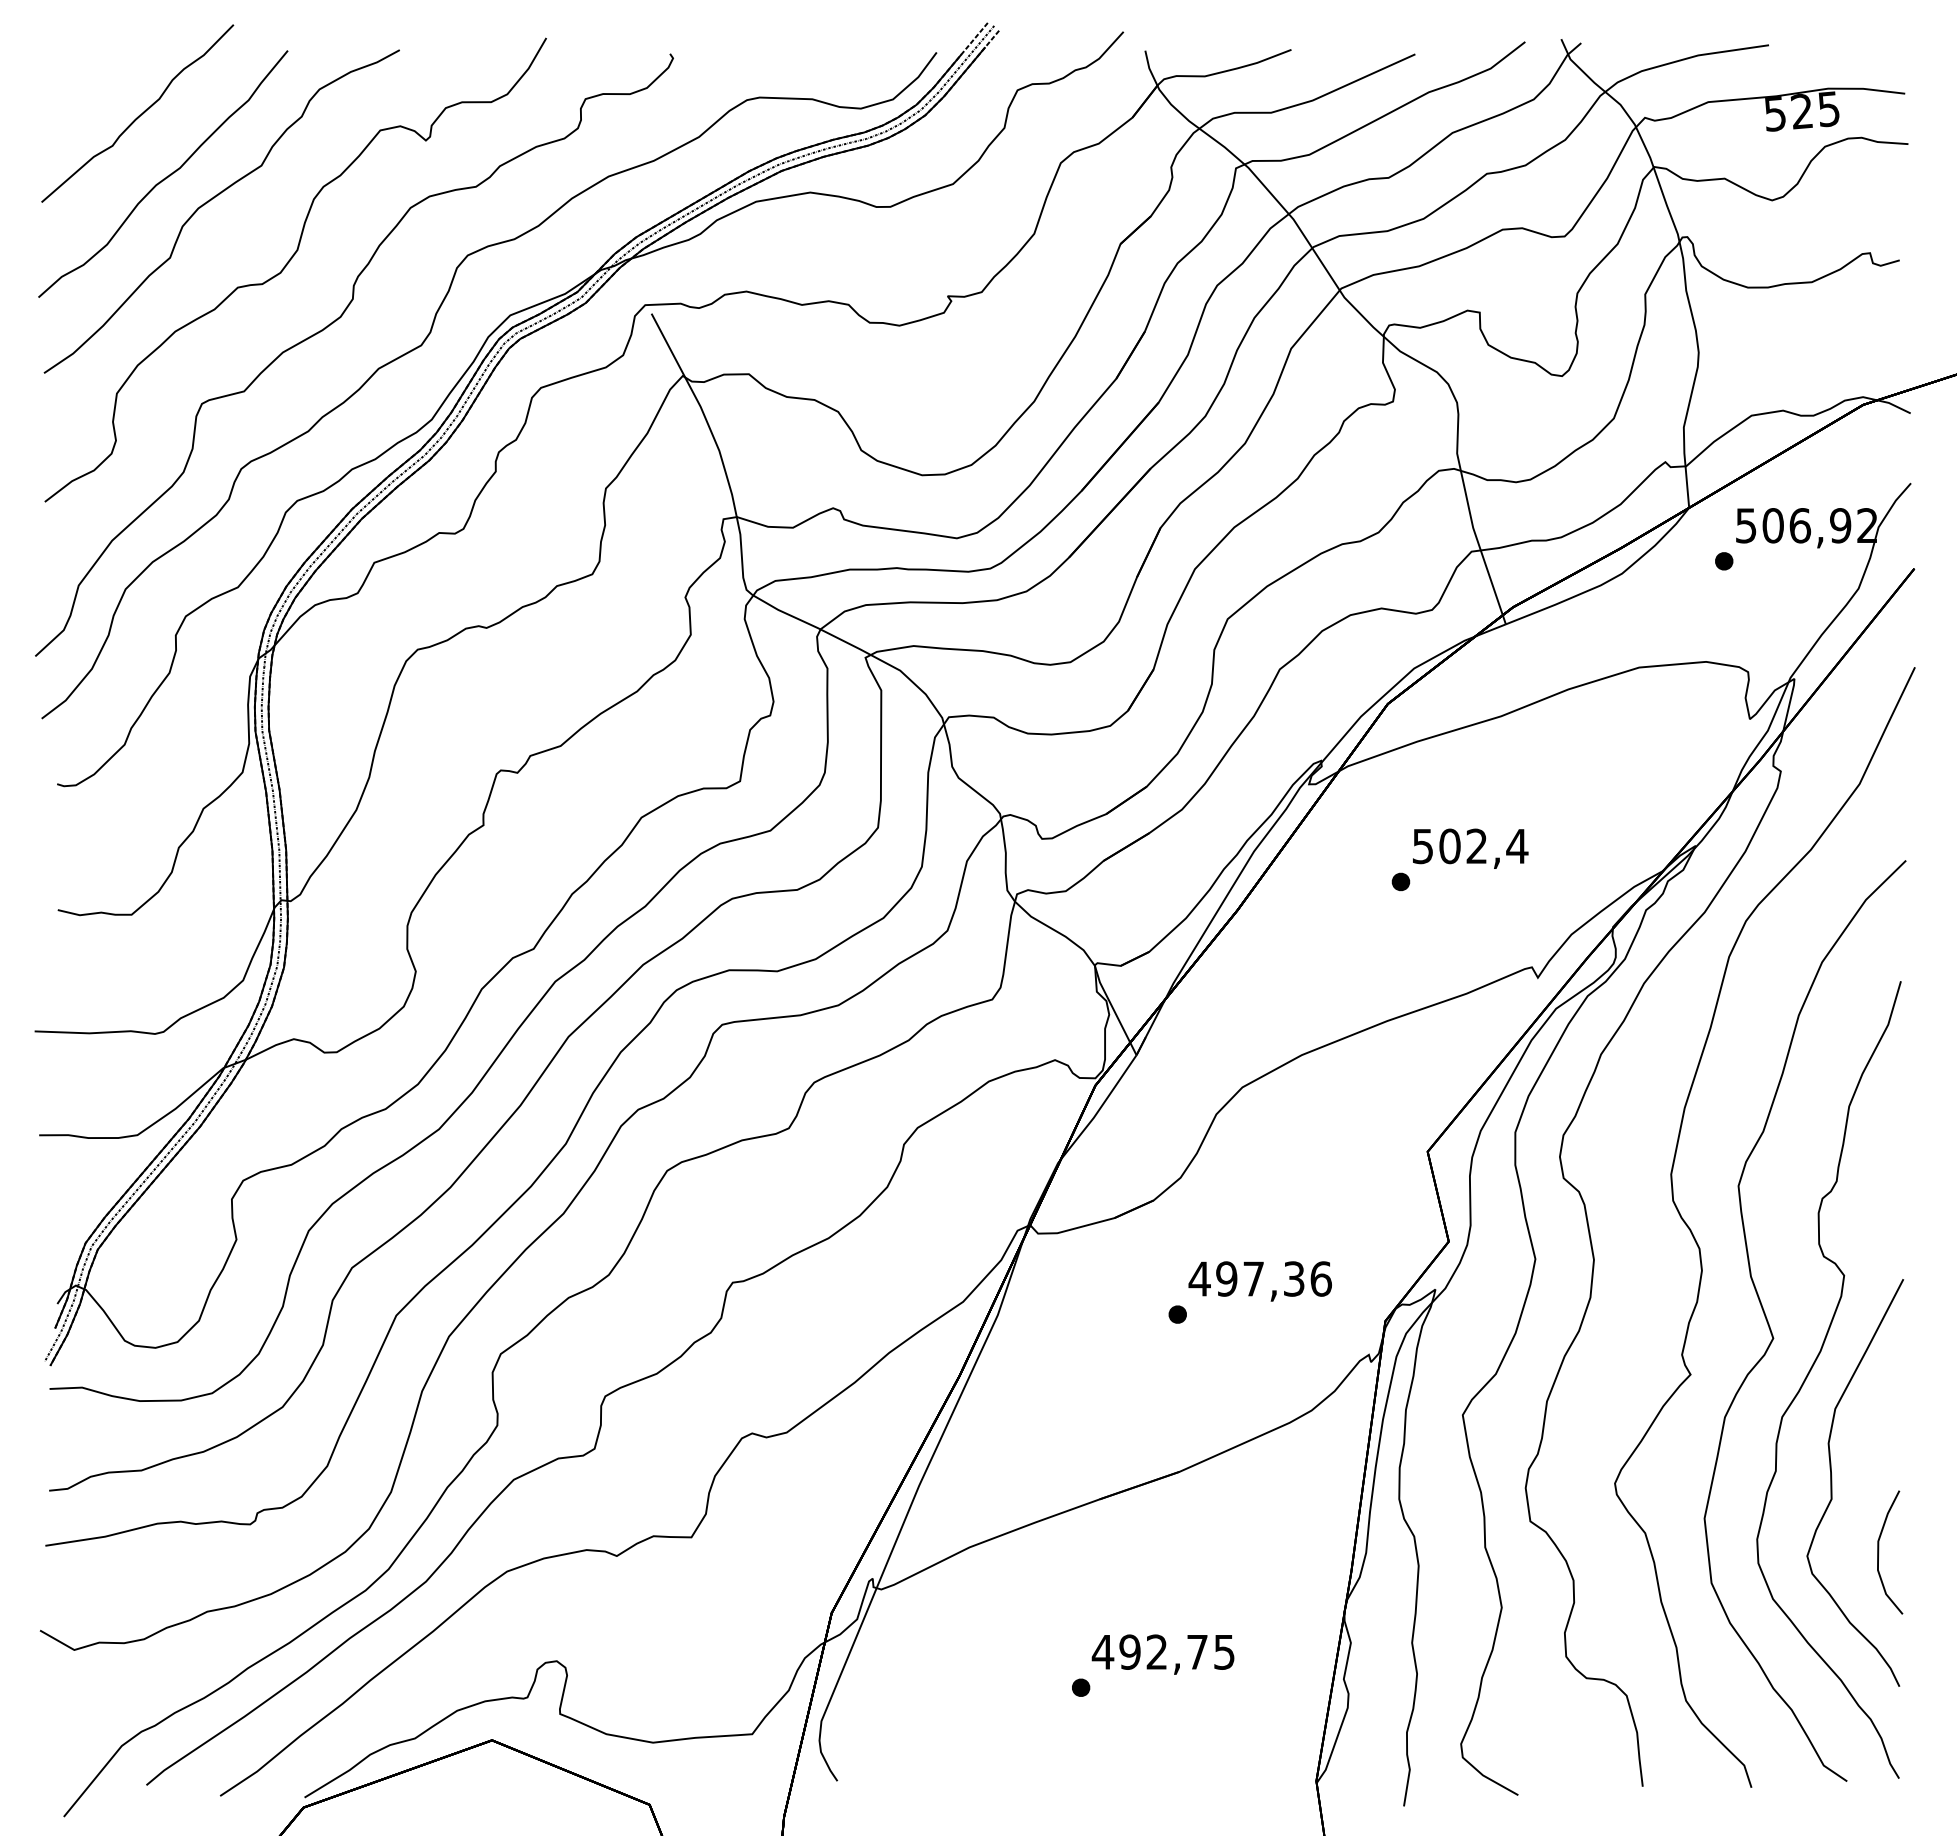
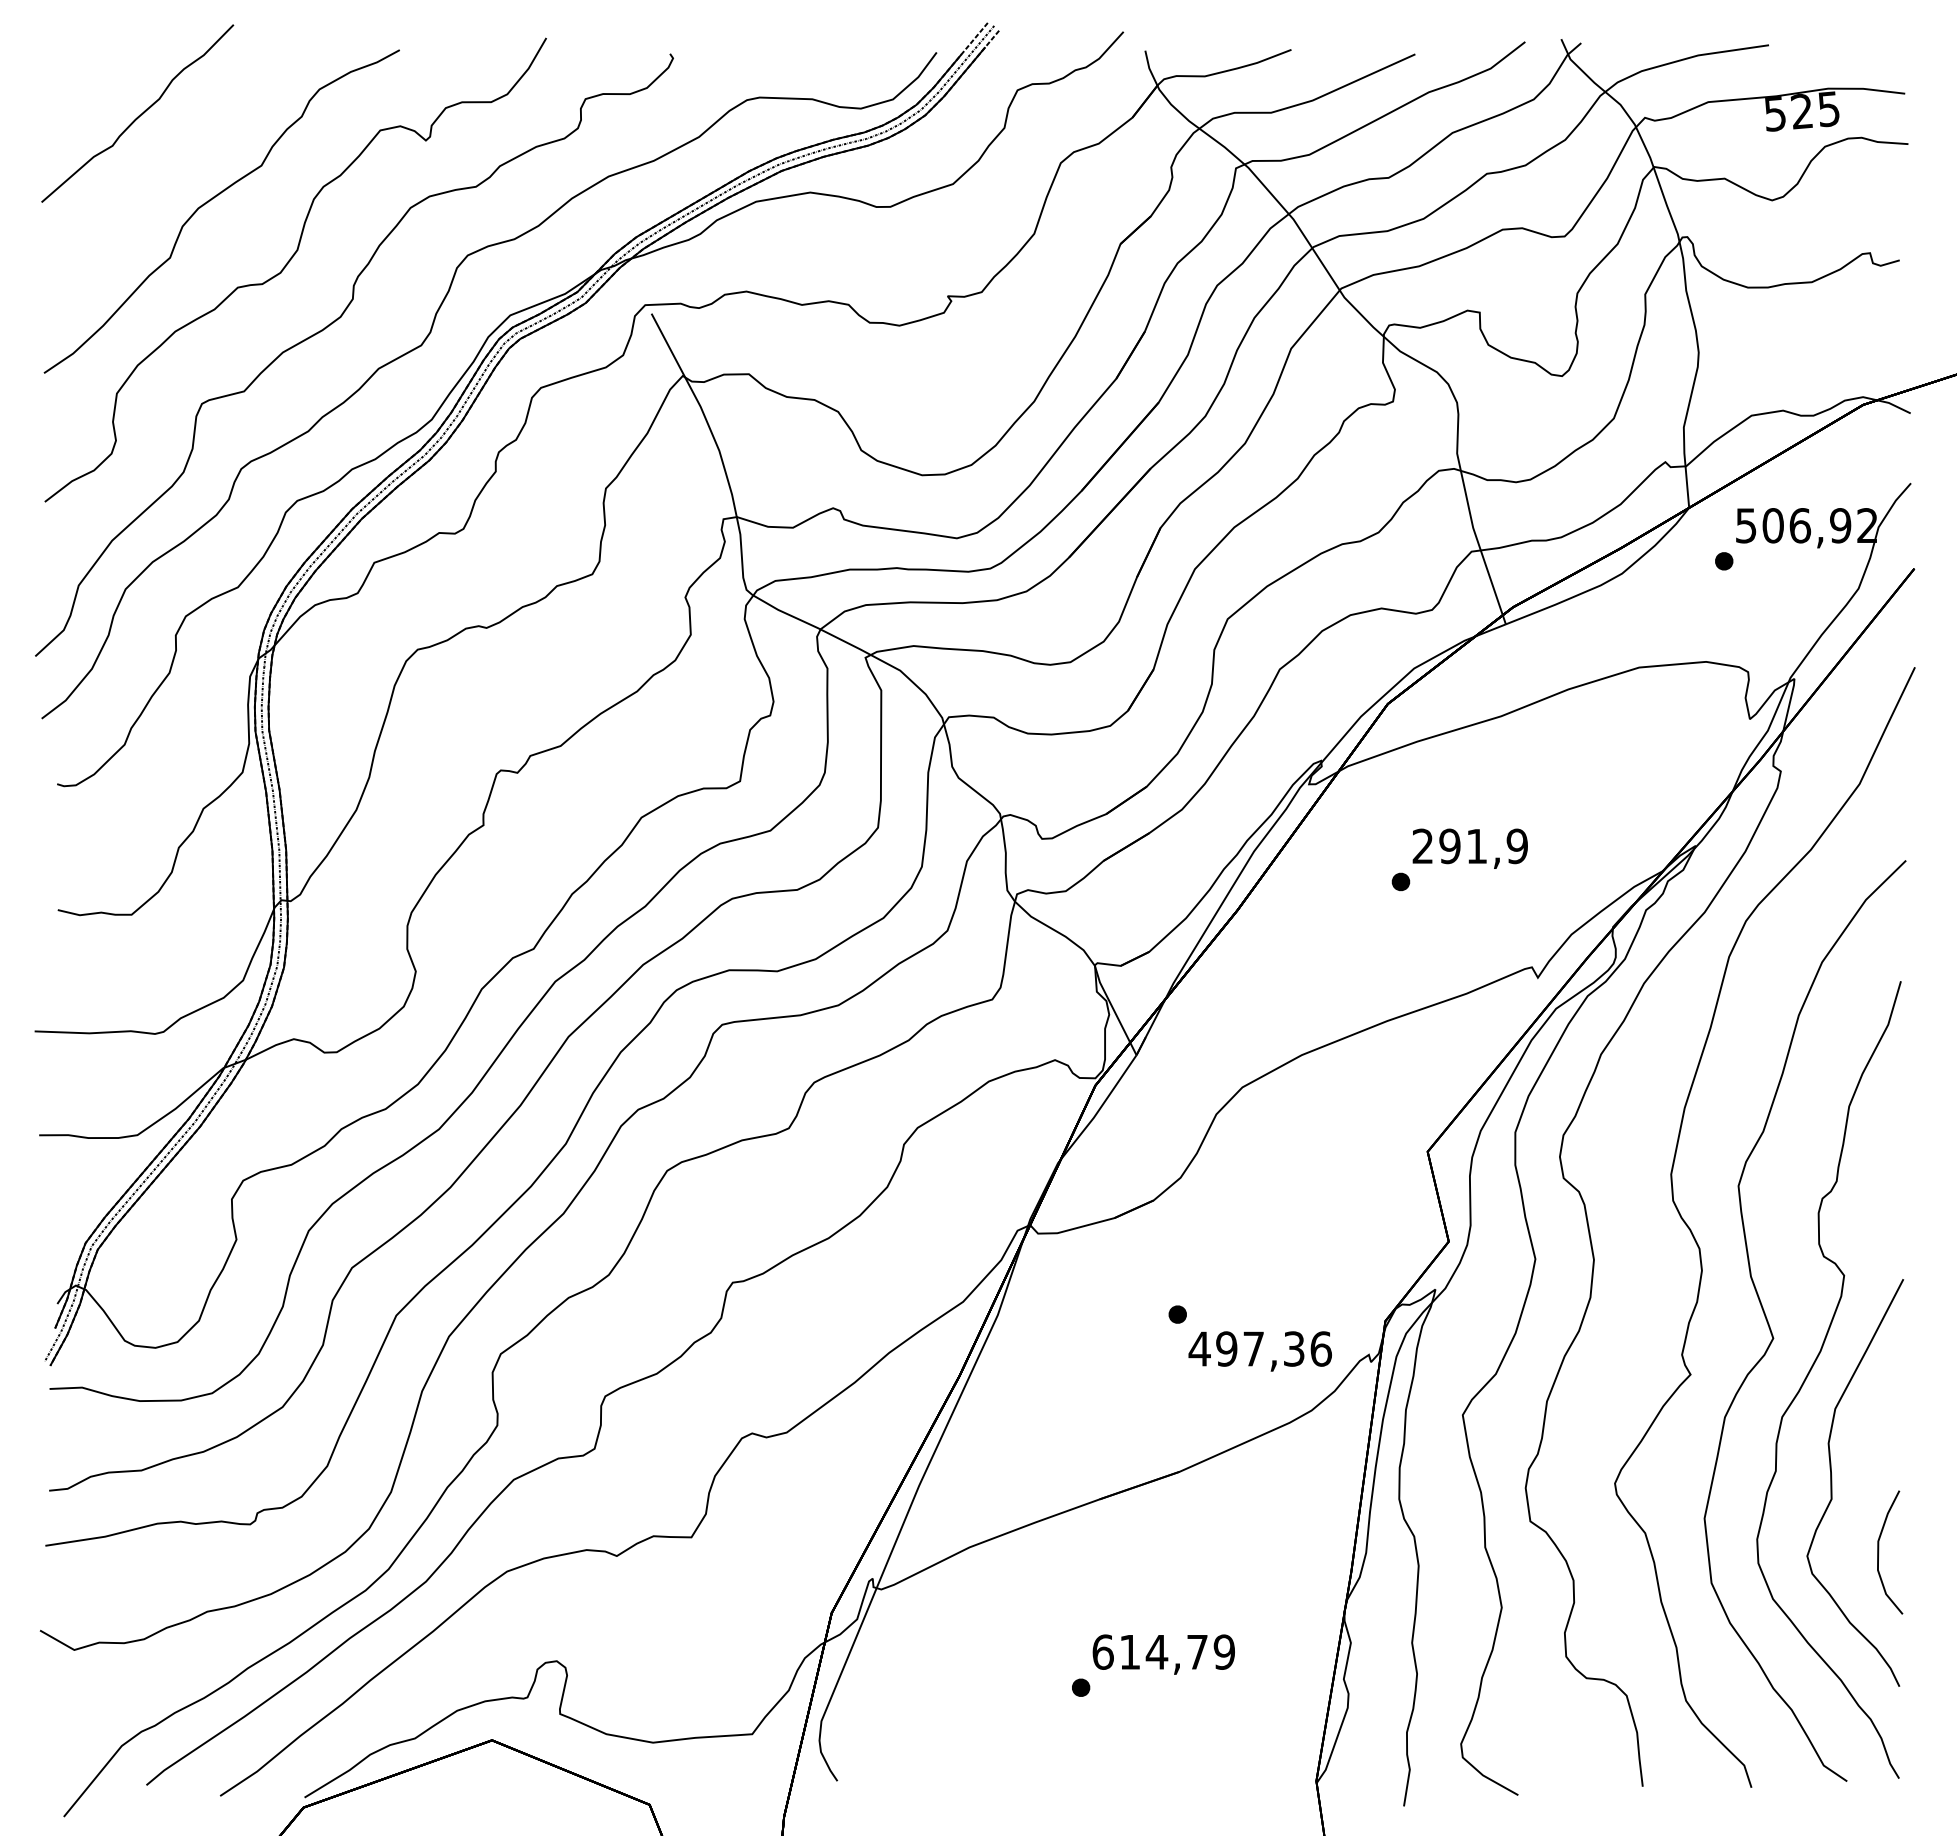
part: present -> none (163, 173)
text: 502,4 -> 291,9 (1470, 846)
text position: (1259, 1281) -> (1259, 1351) (1259, 1351)
text: 492,75 -> 614,79 (1162, 1651)
